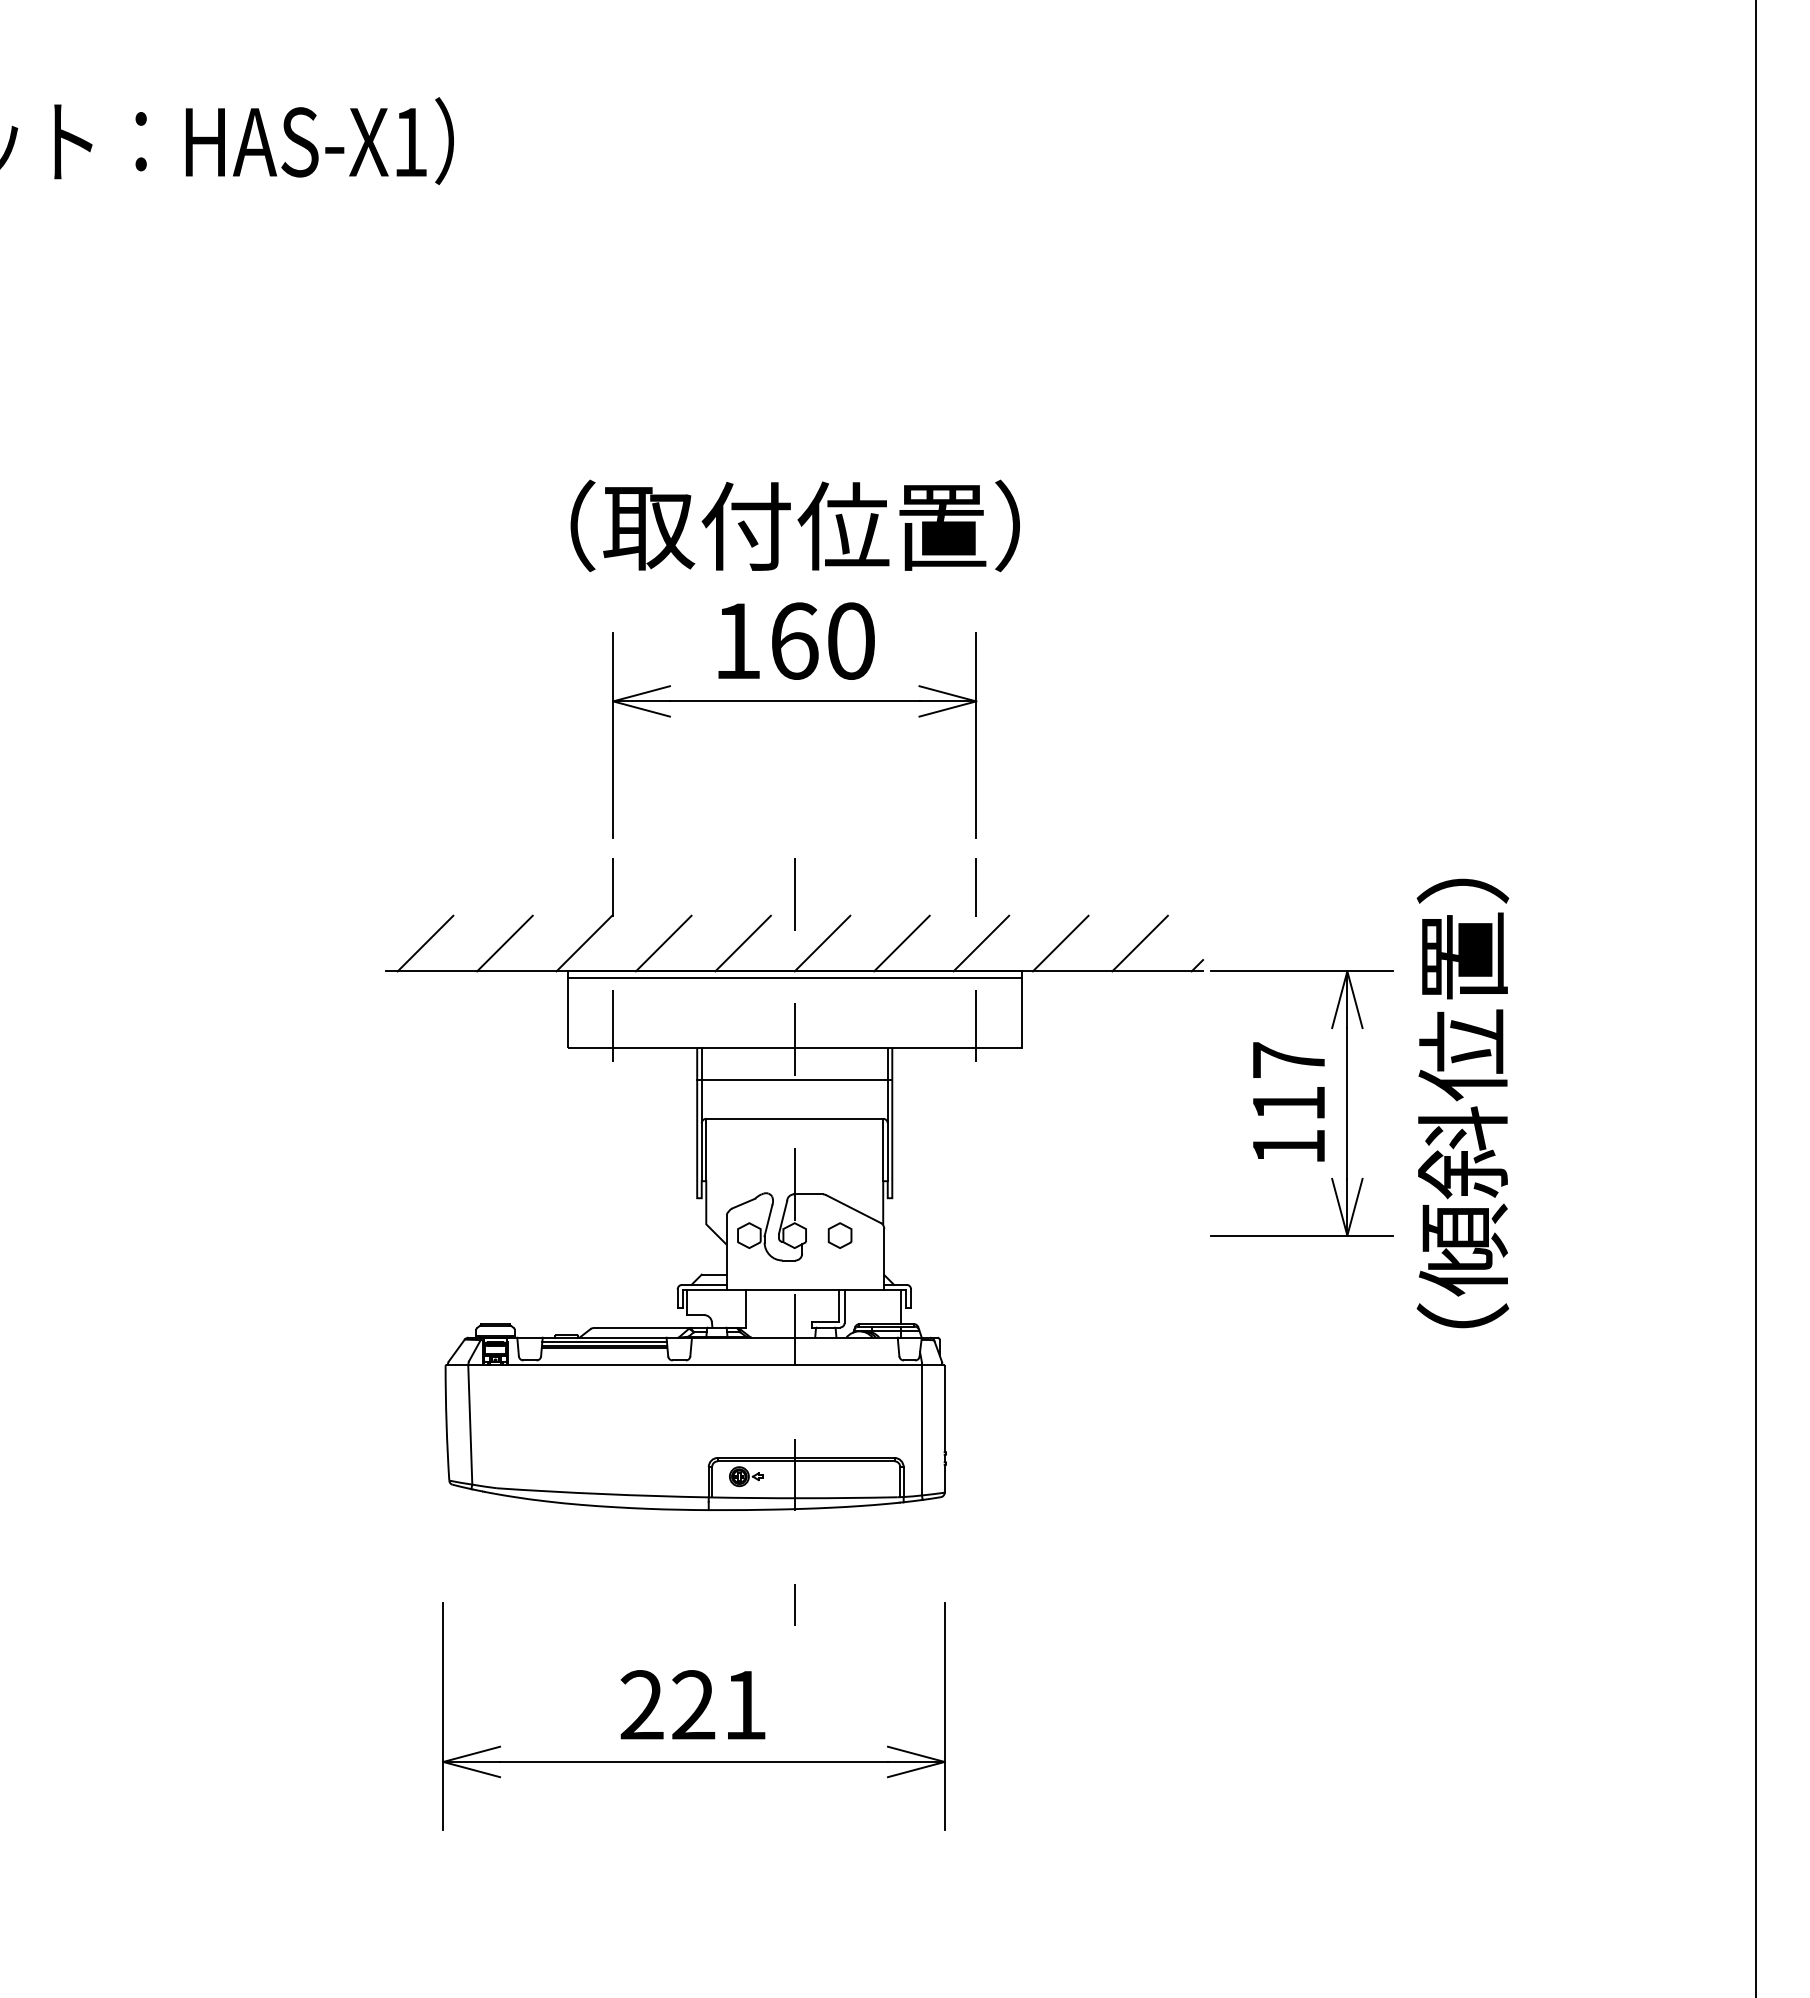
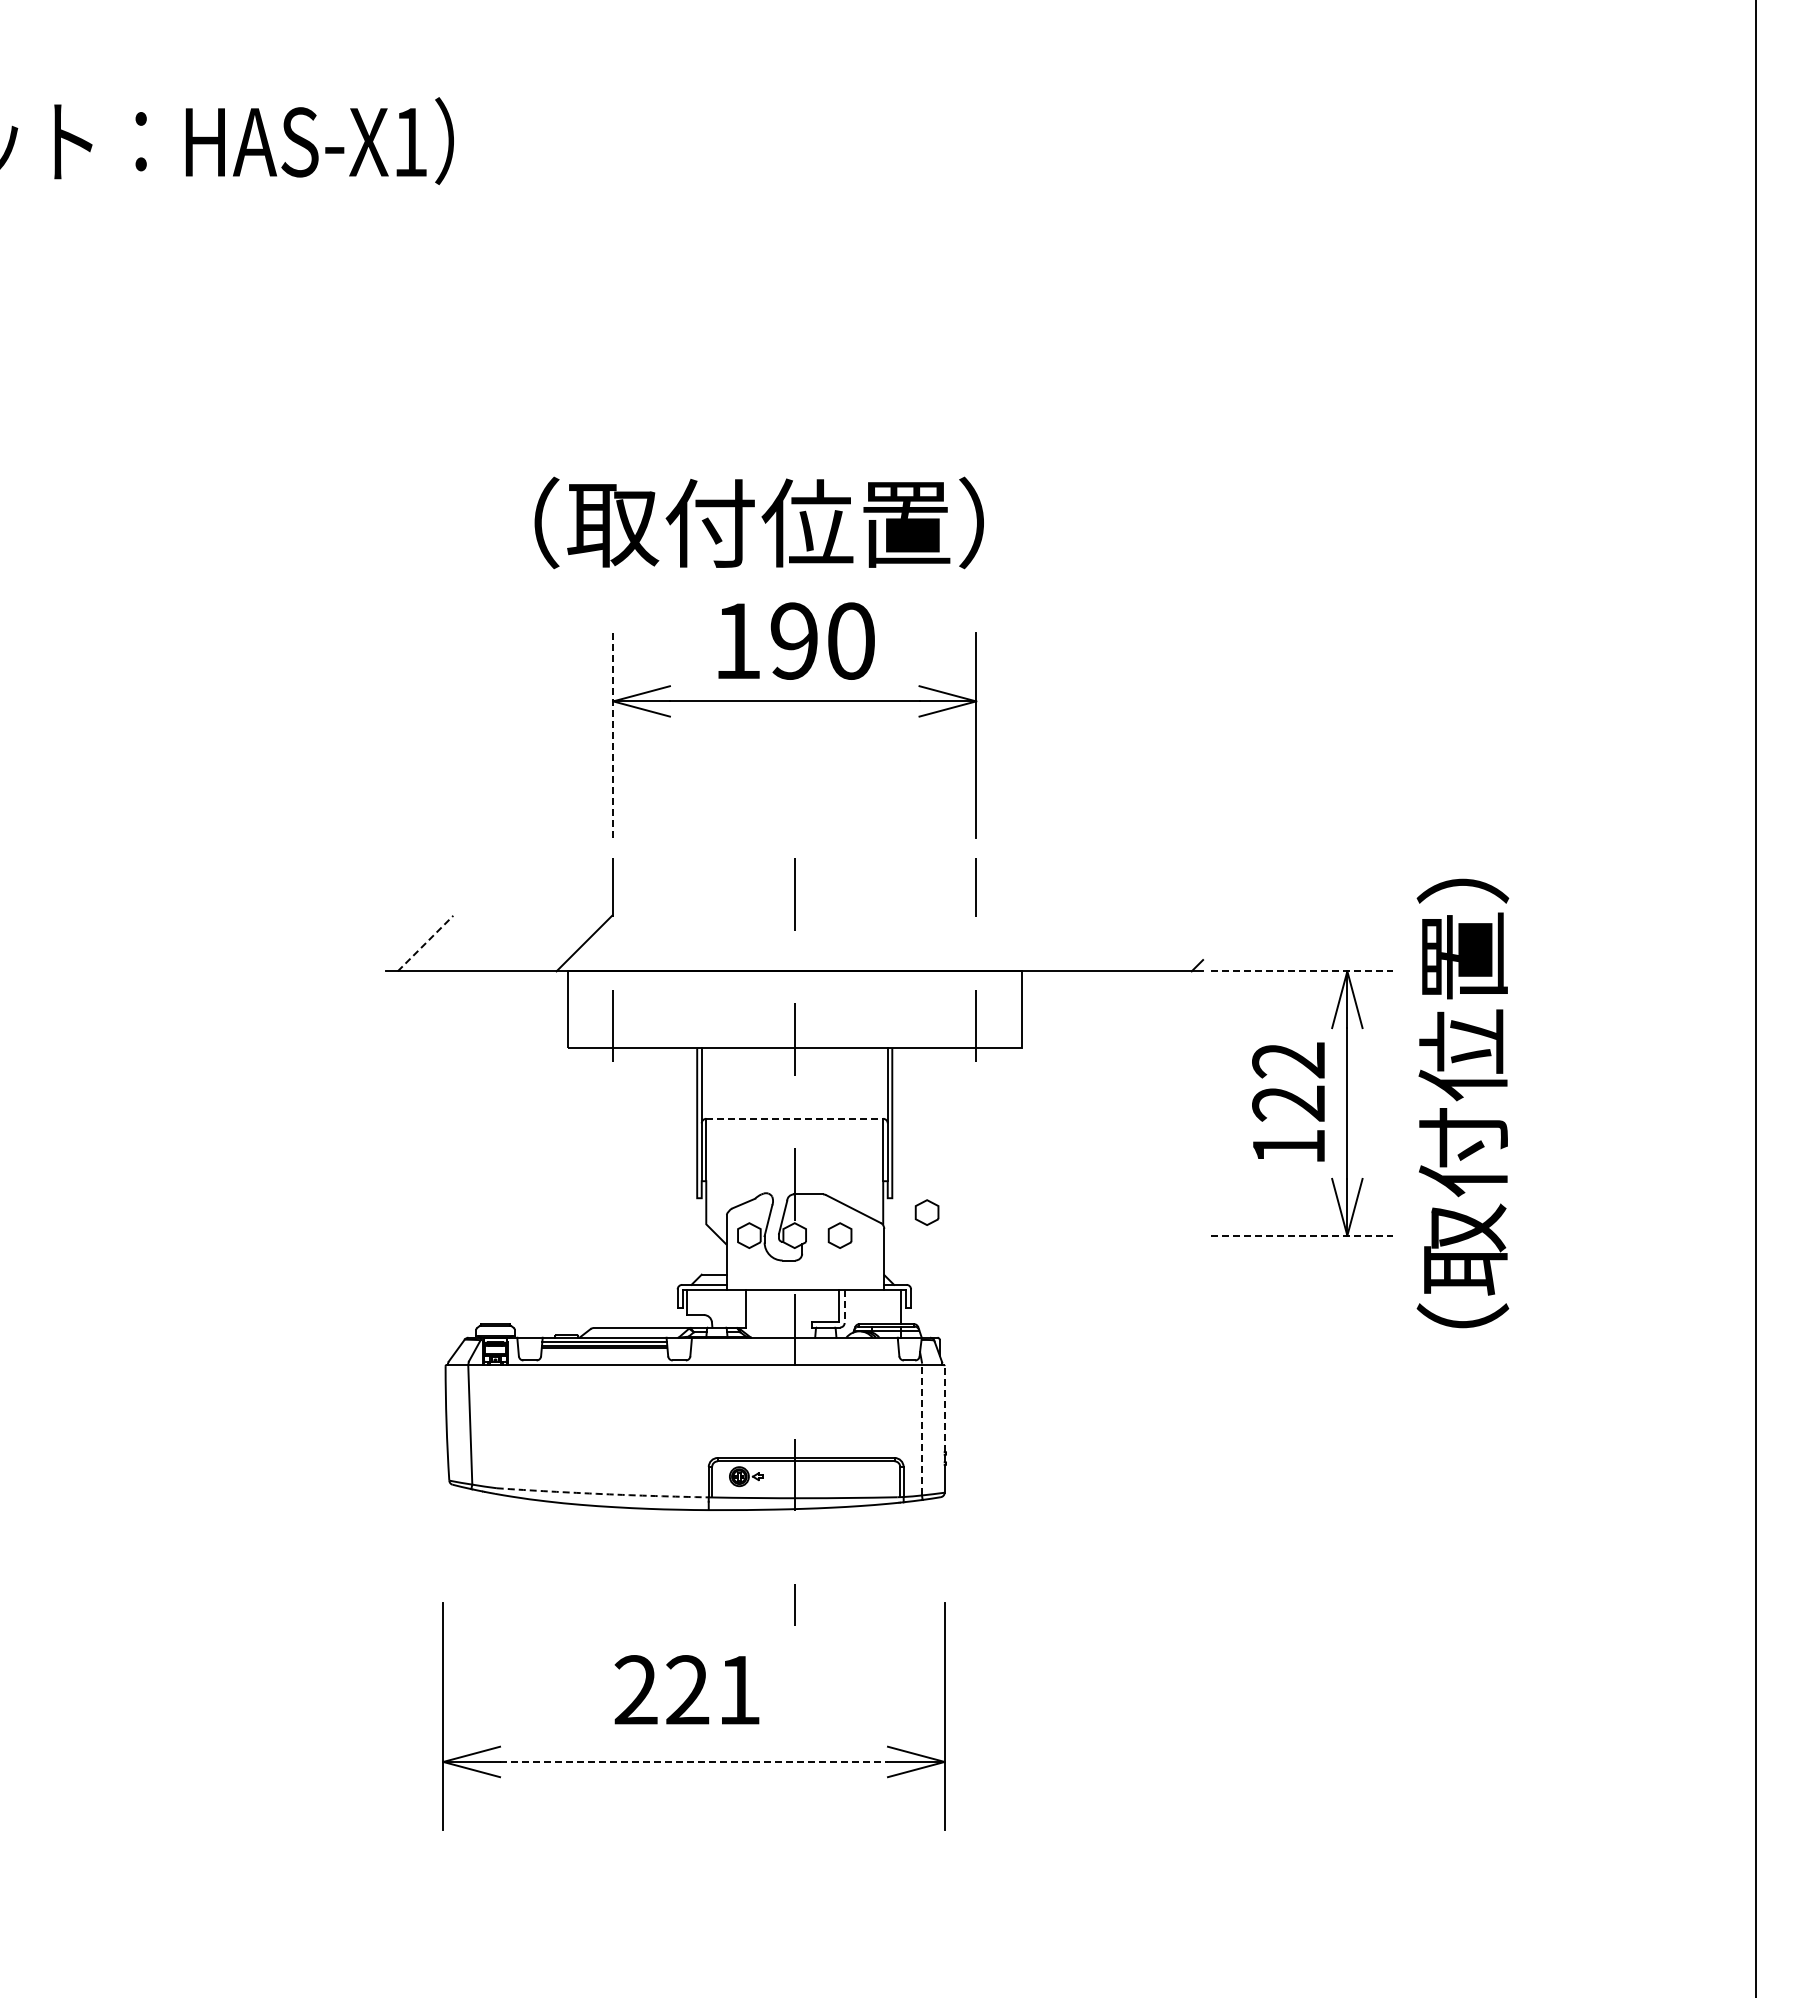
text position: (794, 525) -> (758, 522) (758, 522)
text: 160 -> 190 (794, 640)
line: solid -> dashed (613, 734)
line: solid -> dashed (425, 943)
line: present -> none (504, 943)
line: present -> none (663, 943)
line: present -> none (742, 943)
line: present -> none (822, 943)
line: present -> none (901, 943)
line: present -> none (981, 943)
line: present -> none (1060, 943)
line: present -> none (1139, 943)
line: solid -> dashed (1301, 971)
line: present -> none (794, 978)
line: present -> none (794, 1080)
text: 117 -> 122 (1288, 1081)
line: solid -> dashed (795, 1118)
text: （傾斜位置） -> （取付位置） (1462, 1201)
part: none -> present (926, 1212)
line: solid -> dashed (1301, 1235)
line: solid -> dashed (844, 1307)
line: solid -> dashed (944, 1408)
line: solid -> dashed (922, 1428)
arc: solid -> dashed (602, 1494)
text position: (692, 1704) -> (686, 1689) (686, 1689)
line: solid -> dashed (694, 1761)
